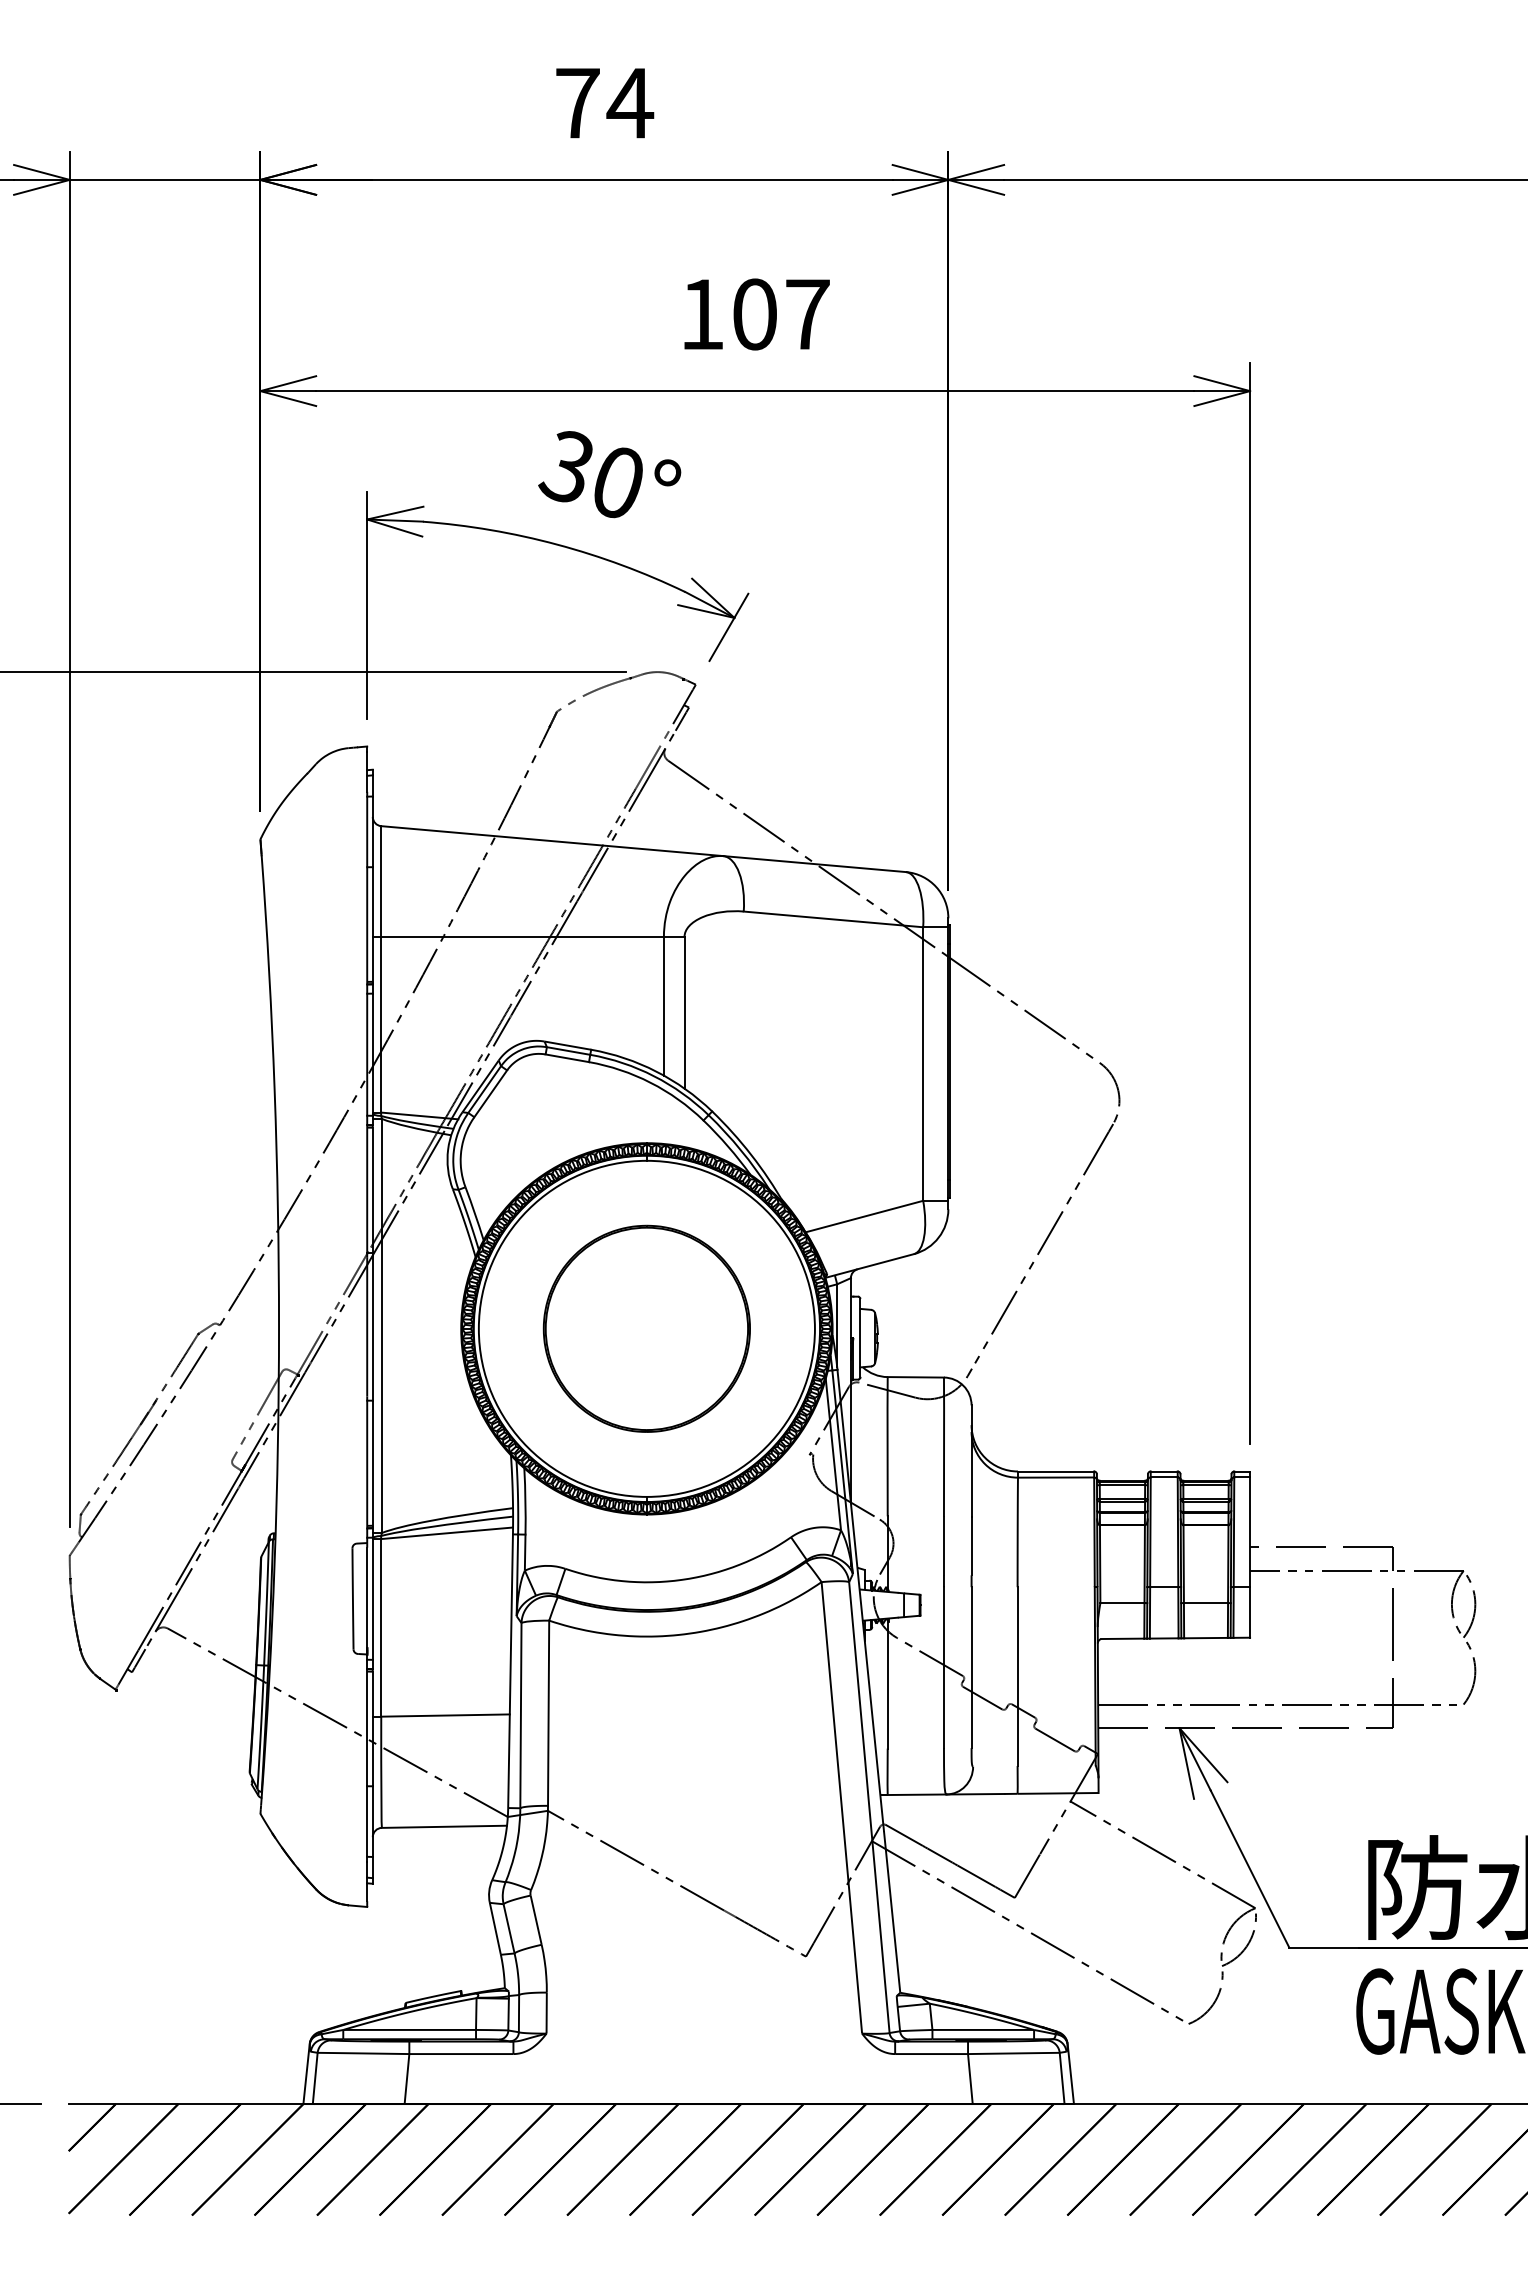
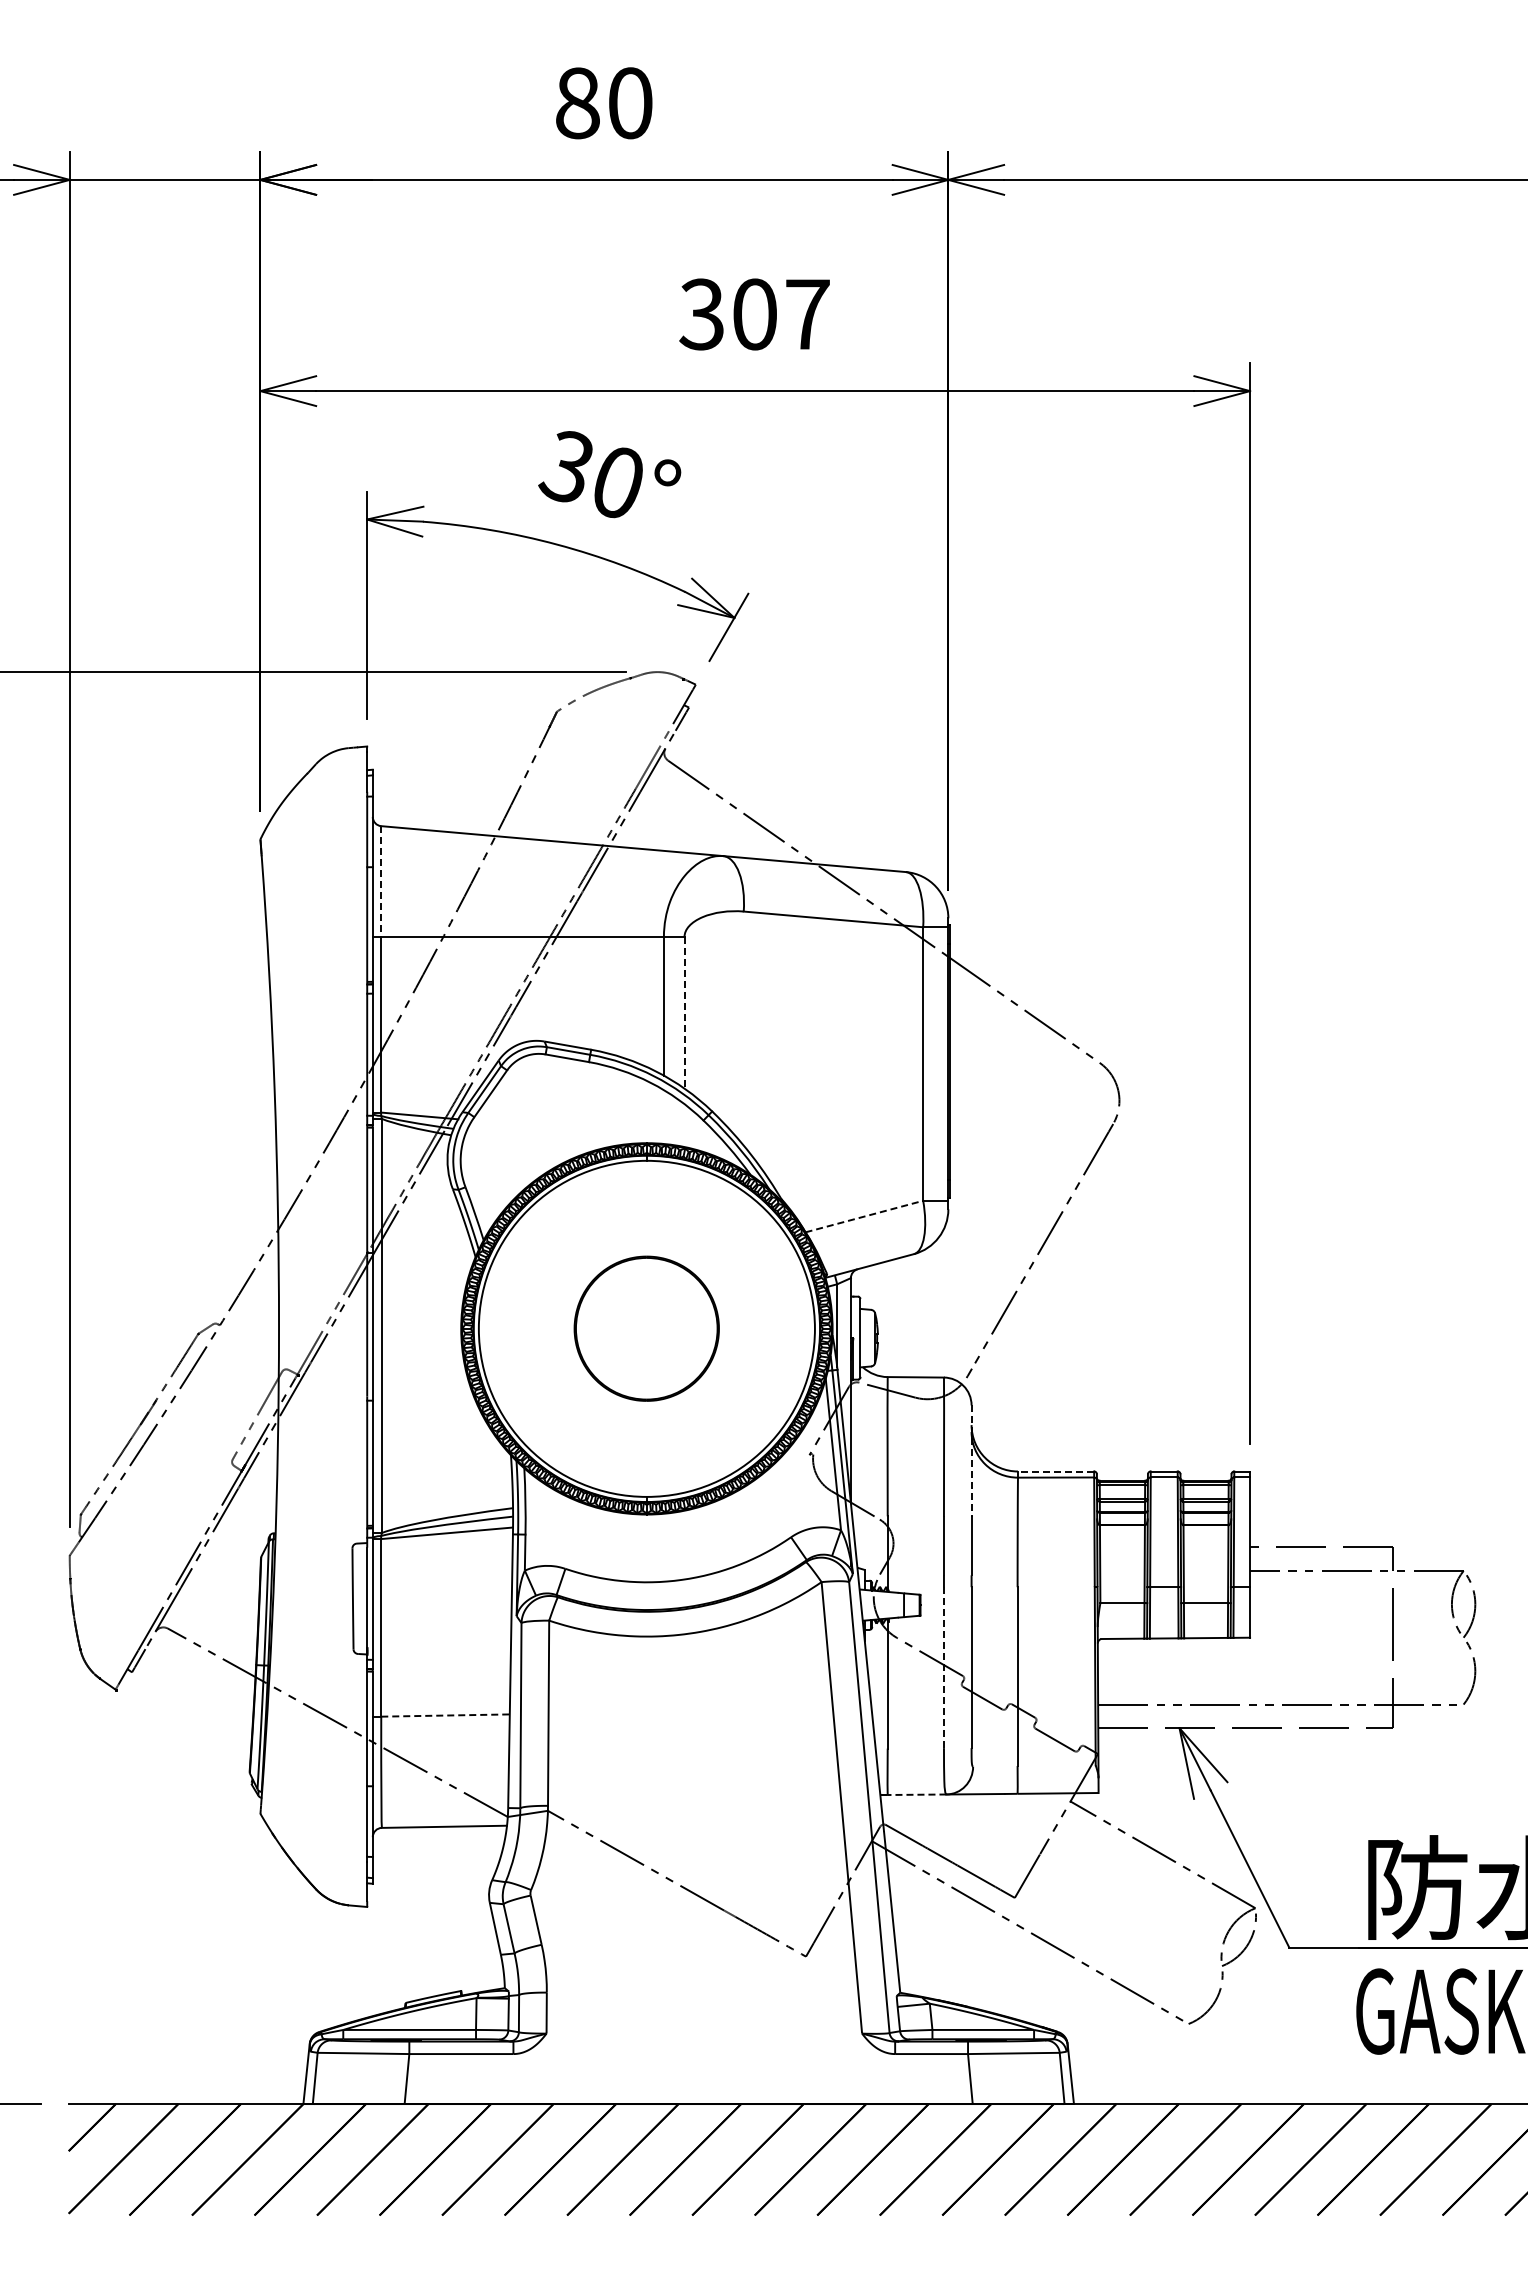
text: 74 -> 80 (605, 103)
text: 107 -> 307 (701, 314)
line: solid -> dashed (381, 882)
line: solid -> dashed (684, 1012)
line: solid -> dashed (864, 1216)
part size: 209x209 px -> 147x147 px (646, 1328)
line: solid -> dashed (971, 1461)
line: solid -> dashed (1055, 1471)
line: solid -> dashed (943, 1667)
line: solid -> dashed (446, 1715)
line: solid -> dashed (916, 1794)
